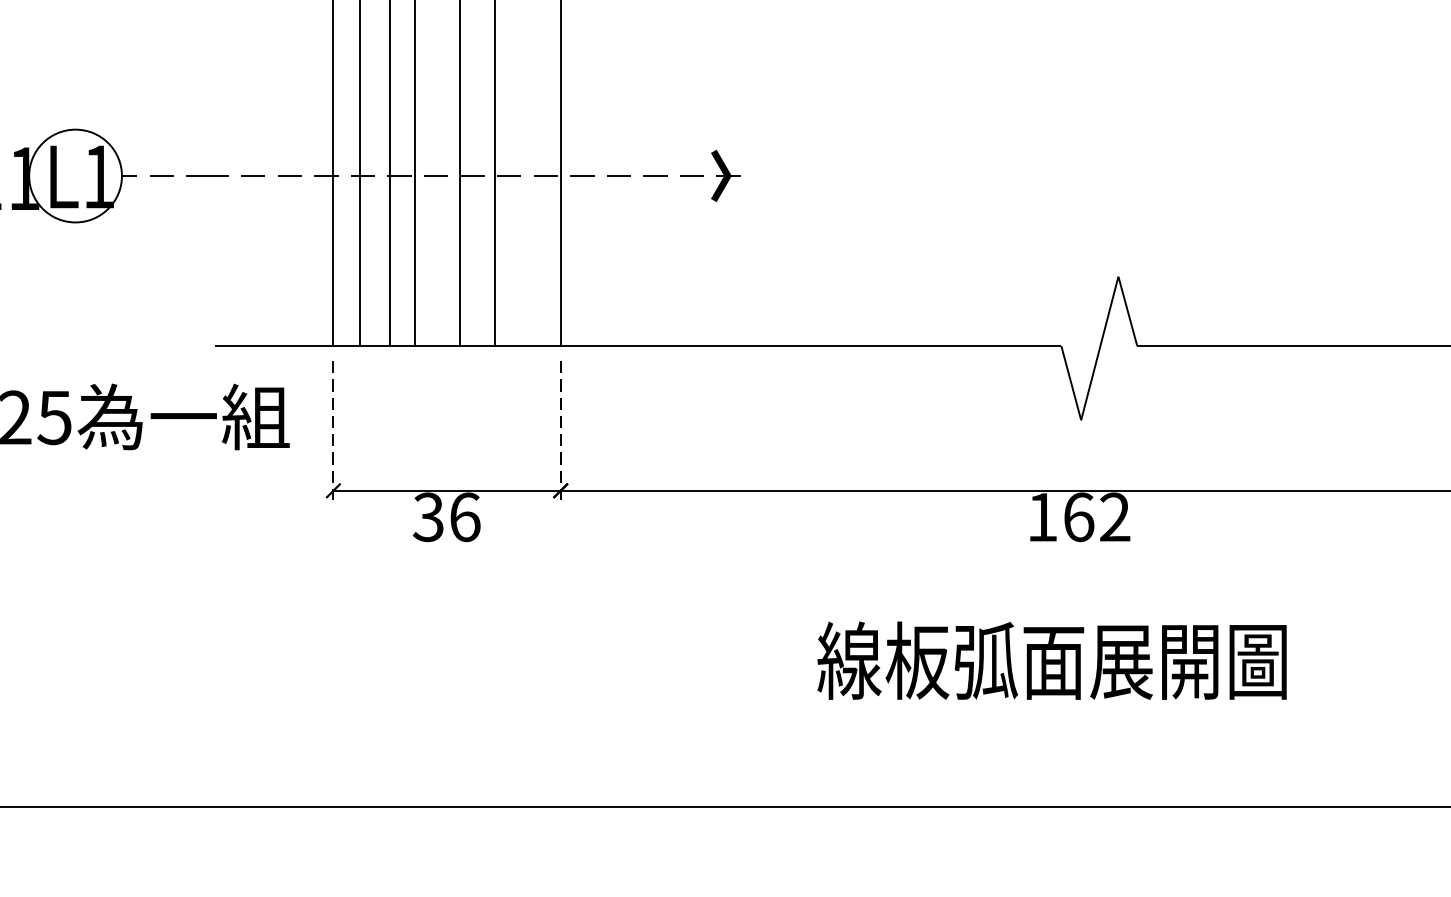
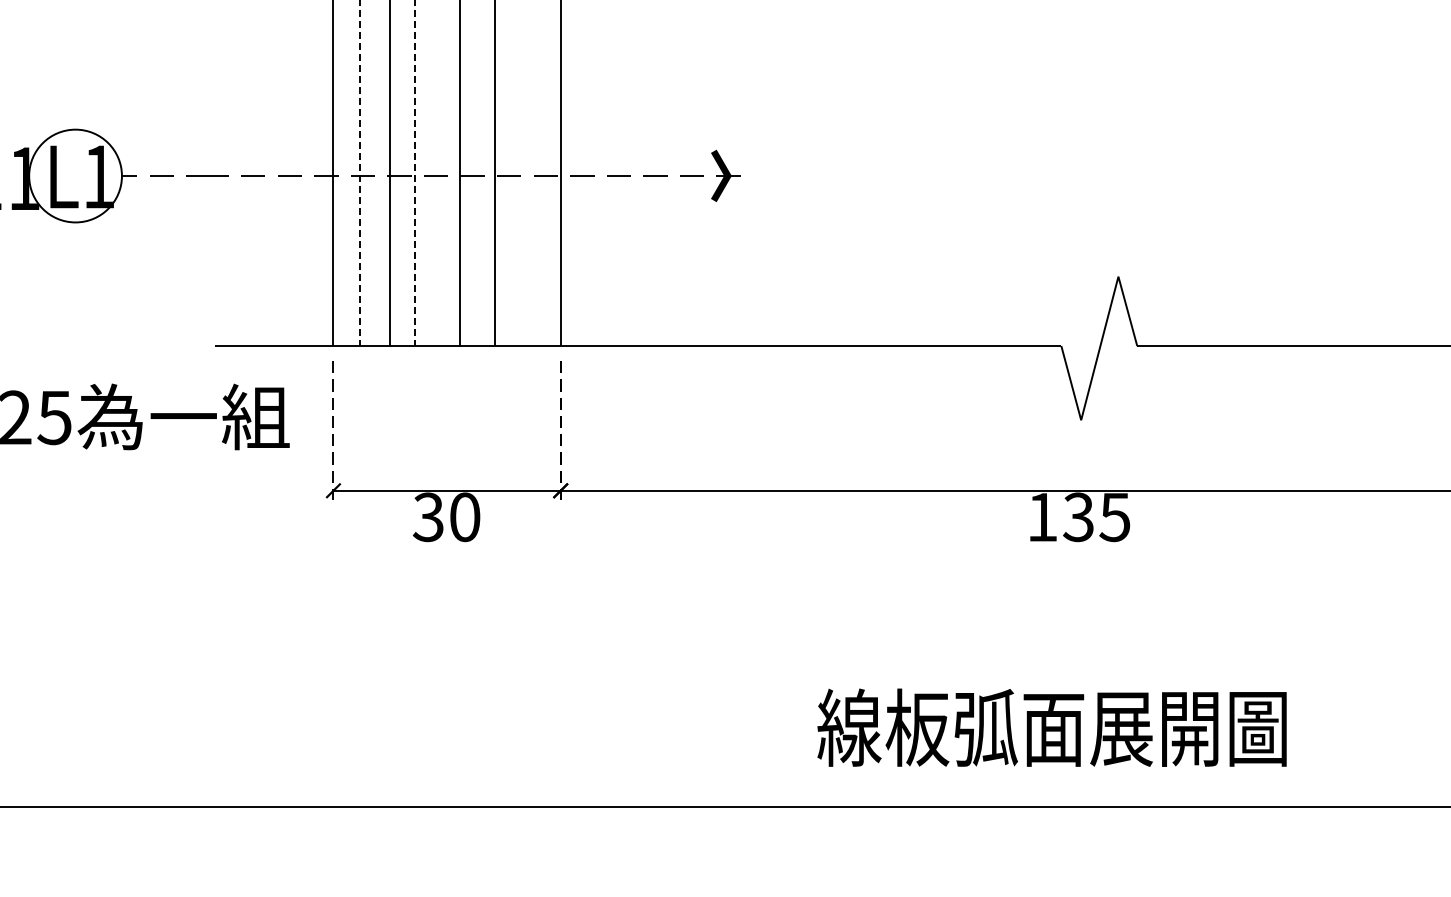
line: solid -> dashed (360, 173)
line: solid -> dashed (415, 173)
text: 36 -> 30 (465, 517)
text: 162 -> 135 (1096, 517)
text position: (1051, 660) -> (1051, 727) (1051, 727)
